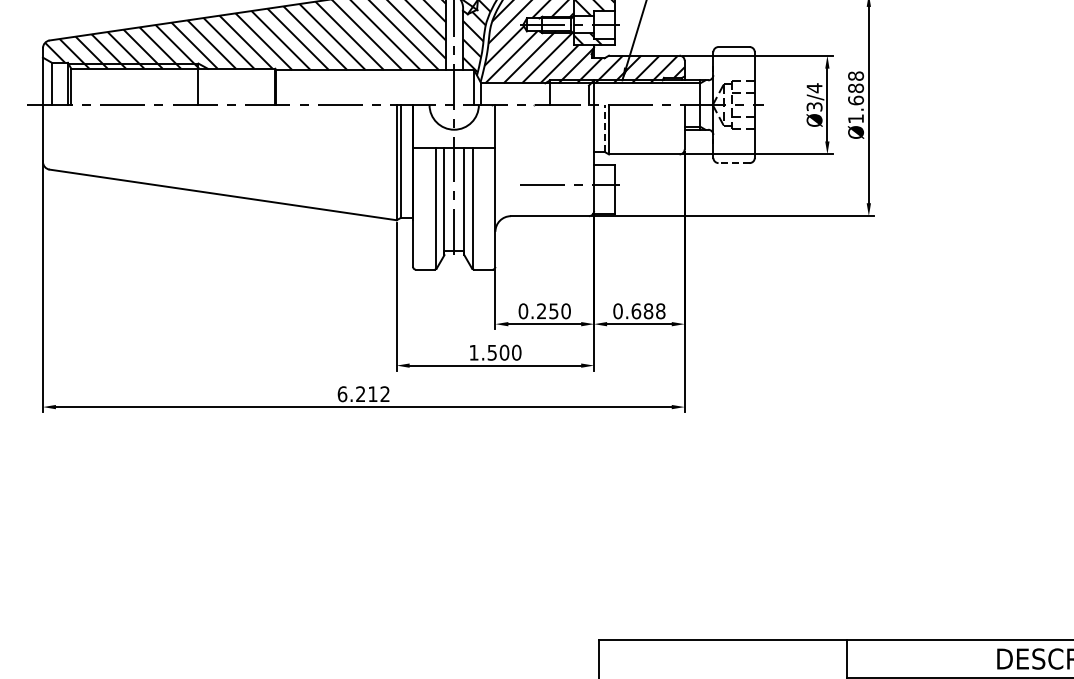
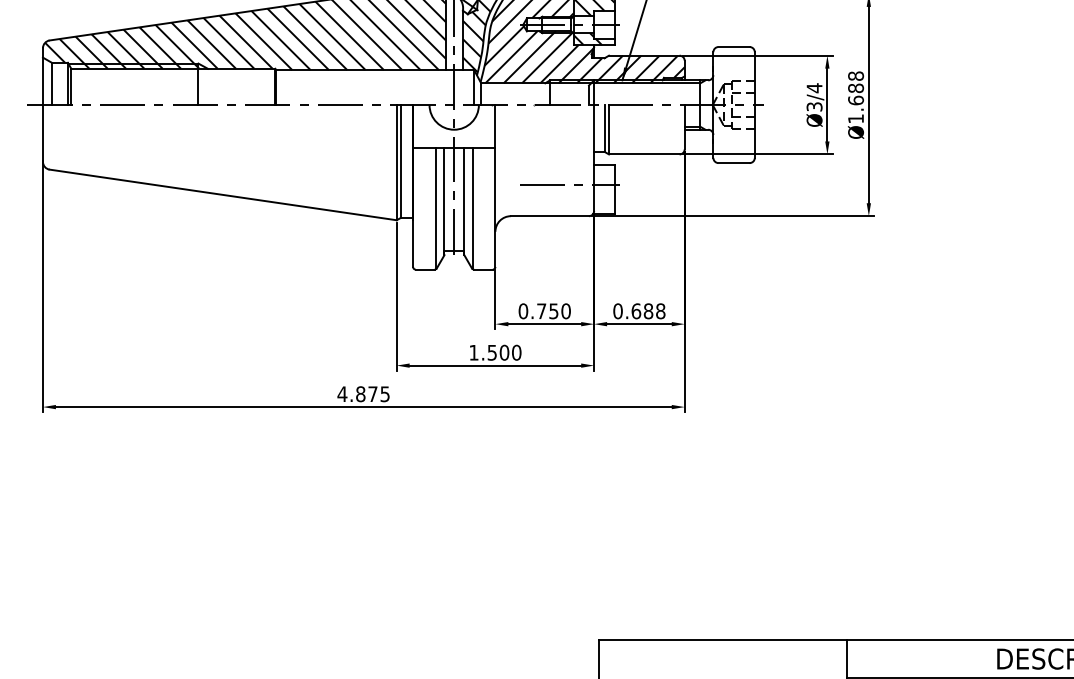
line: dashed -> solid (604, 127)
line: dashed -> solid (734, 163)
text: 0.250 -> 0.750 (541, 311)
text: 6.212 -> 4.875 (363, 394)
